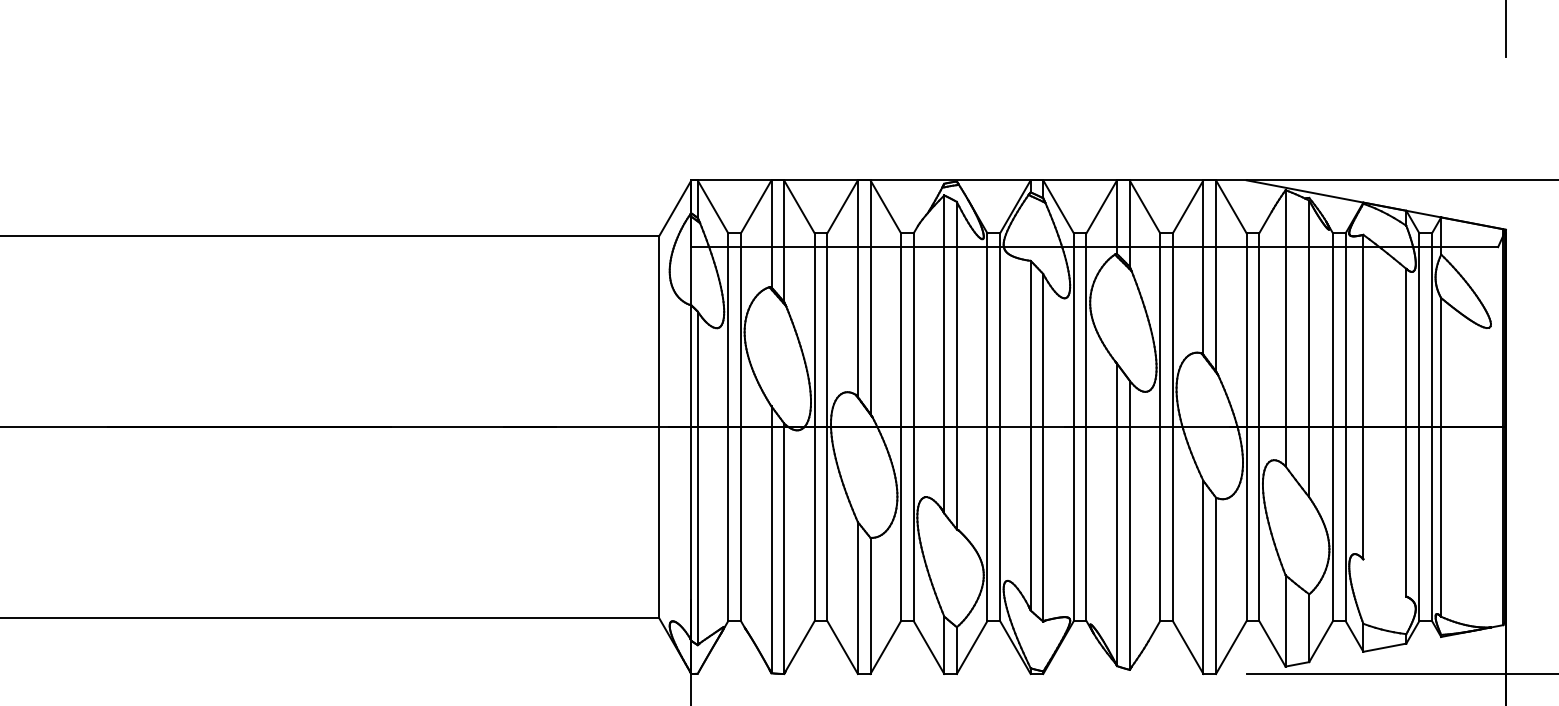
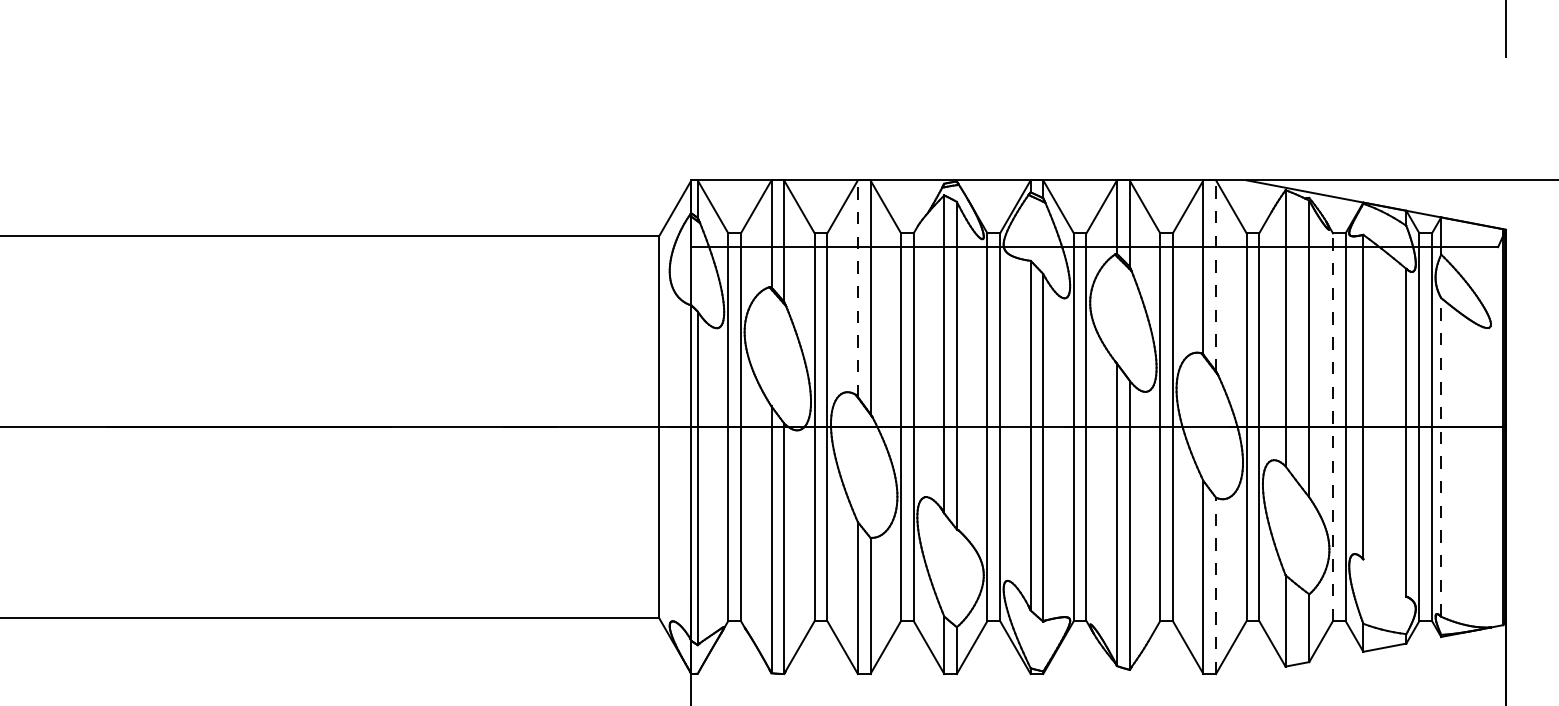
line: solid -> dashed (1216, 275)
line: solid -> dashed (857, 288)
line: solid -> dashed (1333, 427)
line: solid -> dashed (1441, 456)
line: solid -> dashed (1216, 585)
line: present -> none (1400, 674)
